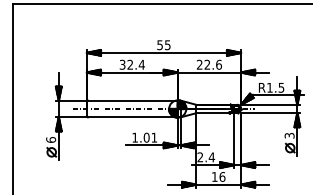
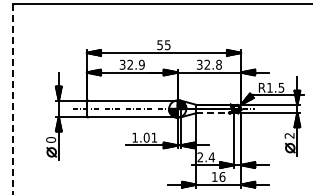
text: 32.4 -> 32.9 (141, 64)
text: 22.6 -> 32.8 (209, 64)
line: solid -> dashed (12, 100)
line: solid -> dashed (213, 113)
text: 3 -> 2 (289, 135)
text: 6 -> 0 (50, 139)
